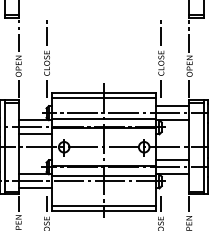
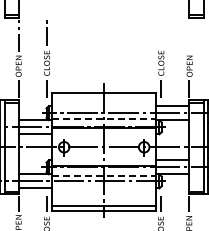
line: present -> none (161, 32)
line: present -> none (189, 36)
line: present -> none (103, 97)
line: solid -> dashed (104, 119)
line: solid -> dashed (104, 175)
